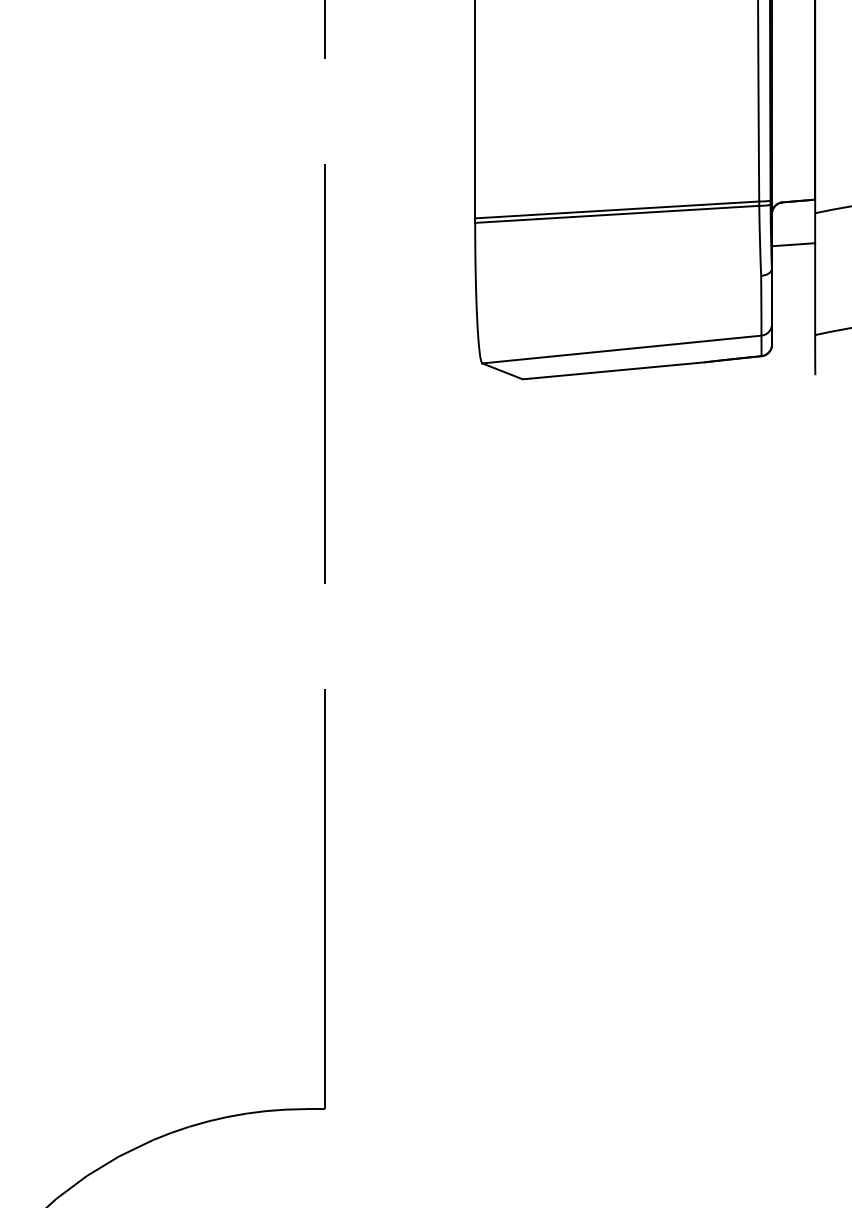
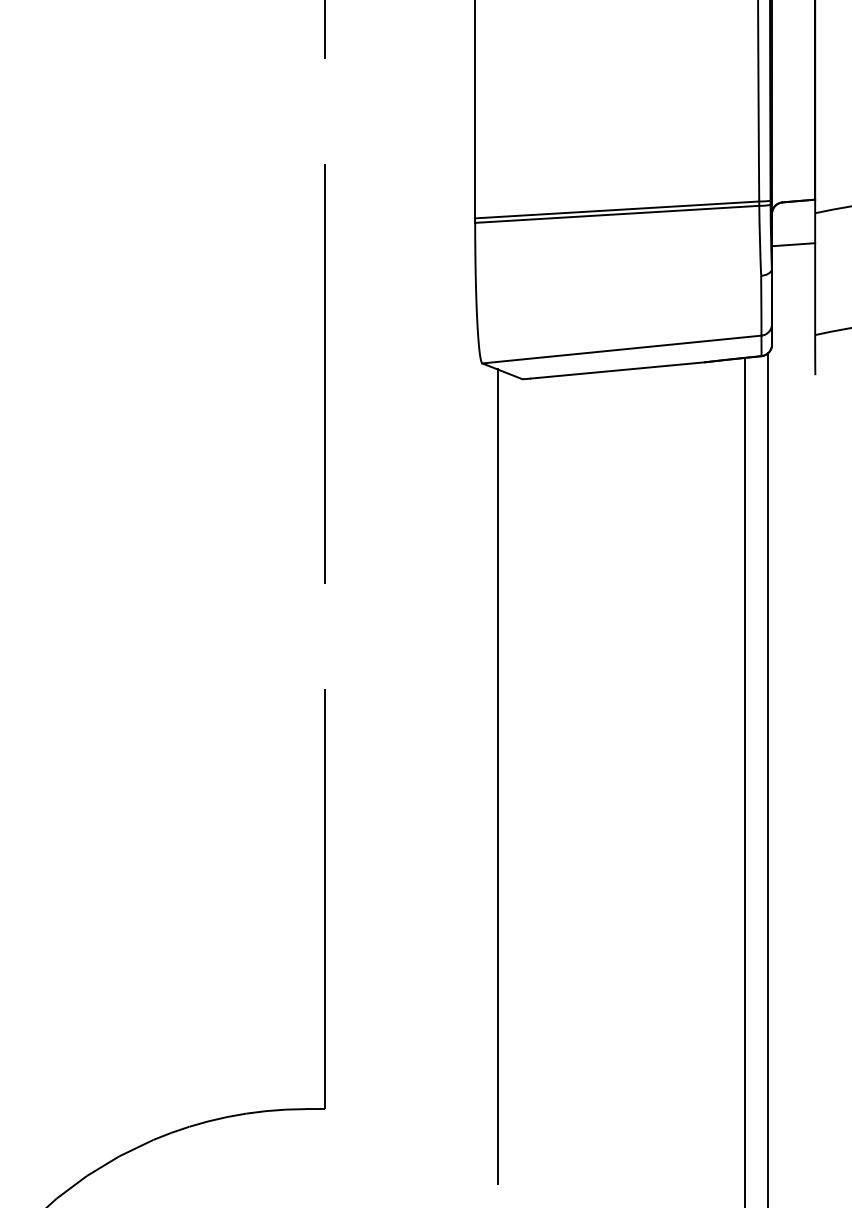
line: none -> present (497, 776)
line: none -> present (768, 778)
line: none -> present (744, 780)
